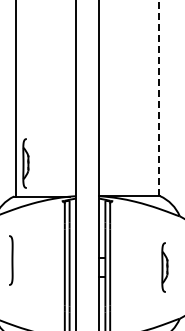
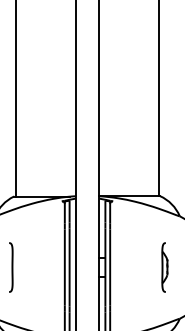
line: dashed -> solid (159, 98)
part: present -> none (25, 163)
line position: (11, 260) -> (11, 267) (11, 267)
